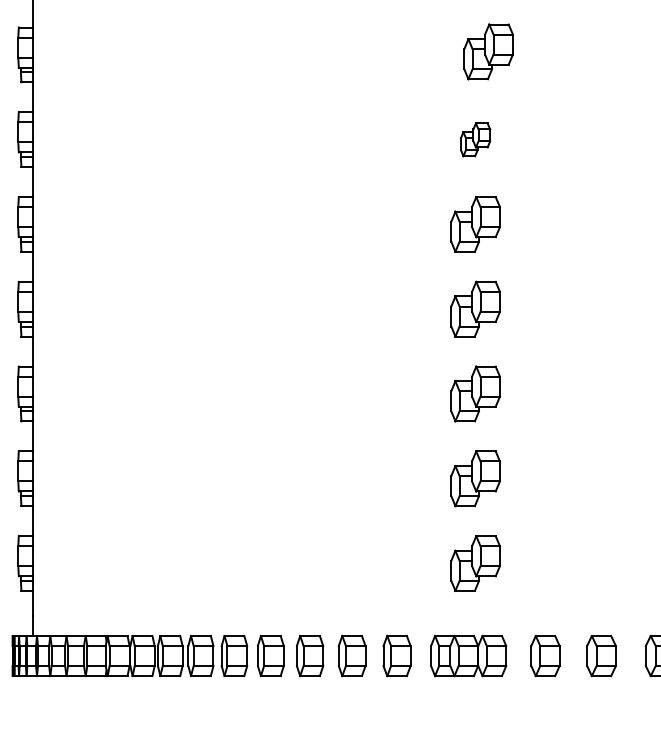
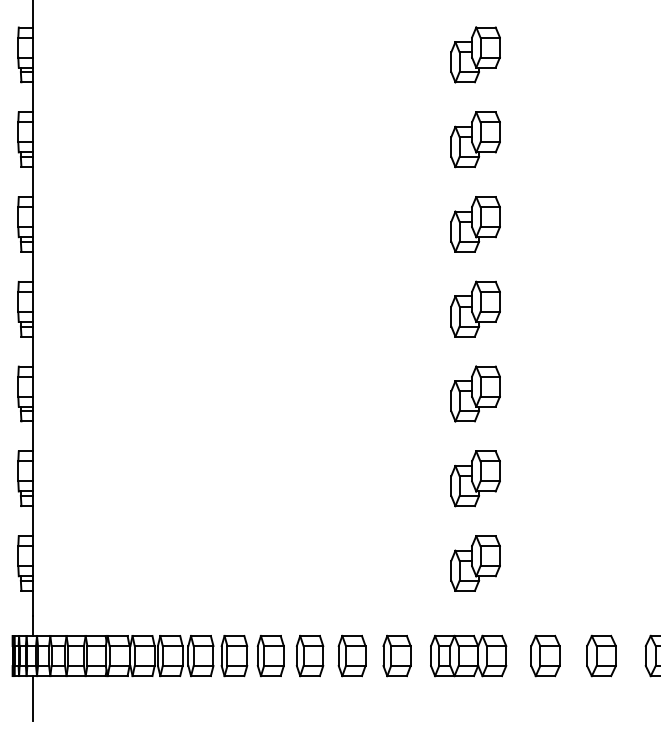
part position: (488, 51) -> (475, 54) (475, 54)
part size: 32x36 px -> 51x58 px (475, 139)
line: none -> present (32, 698)
